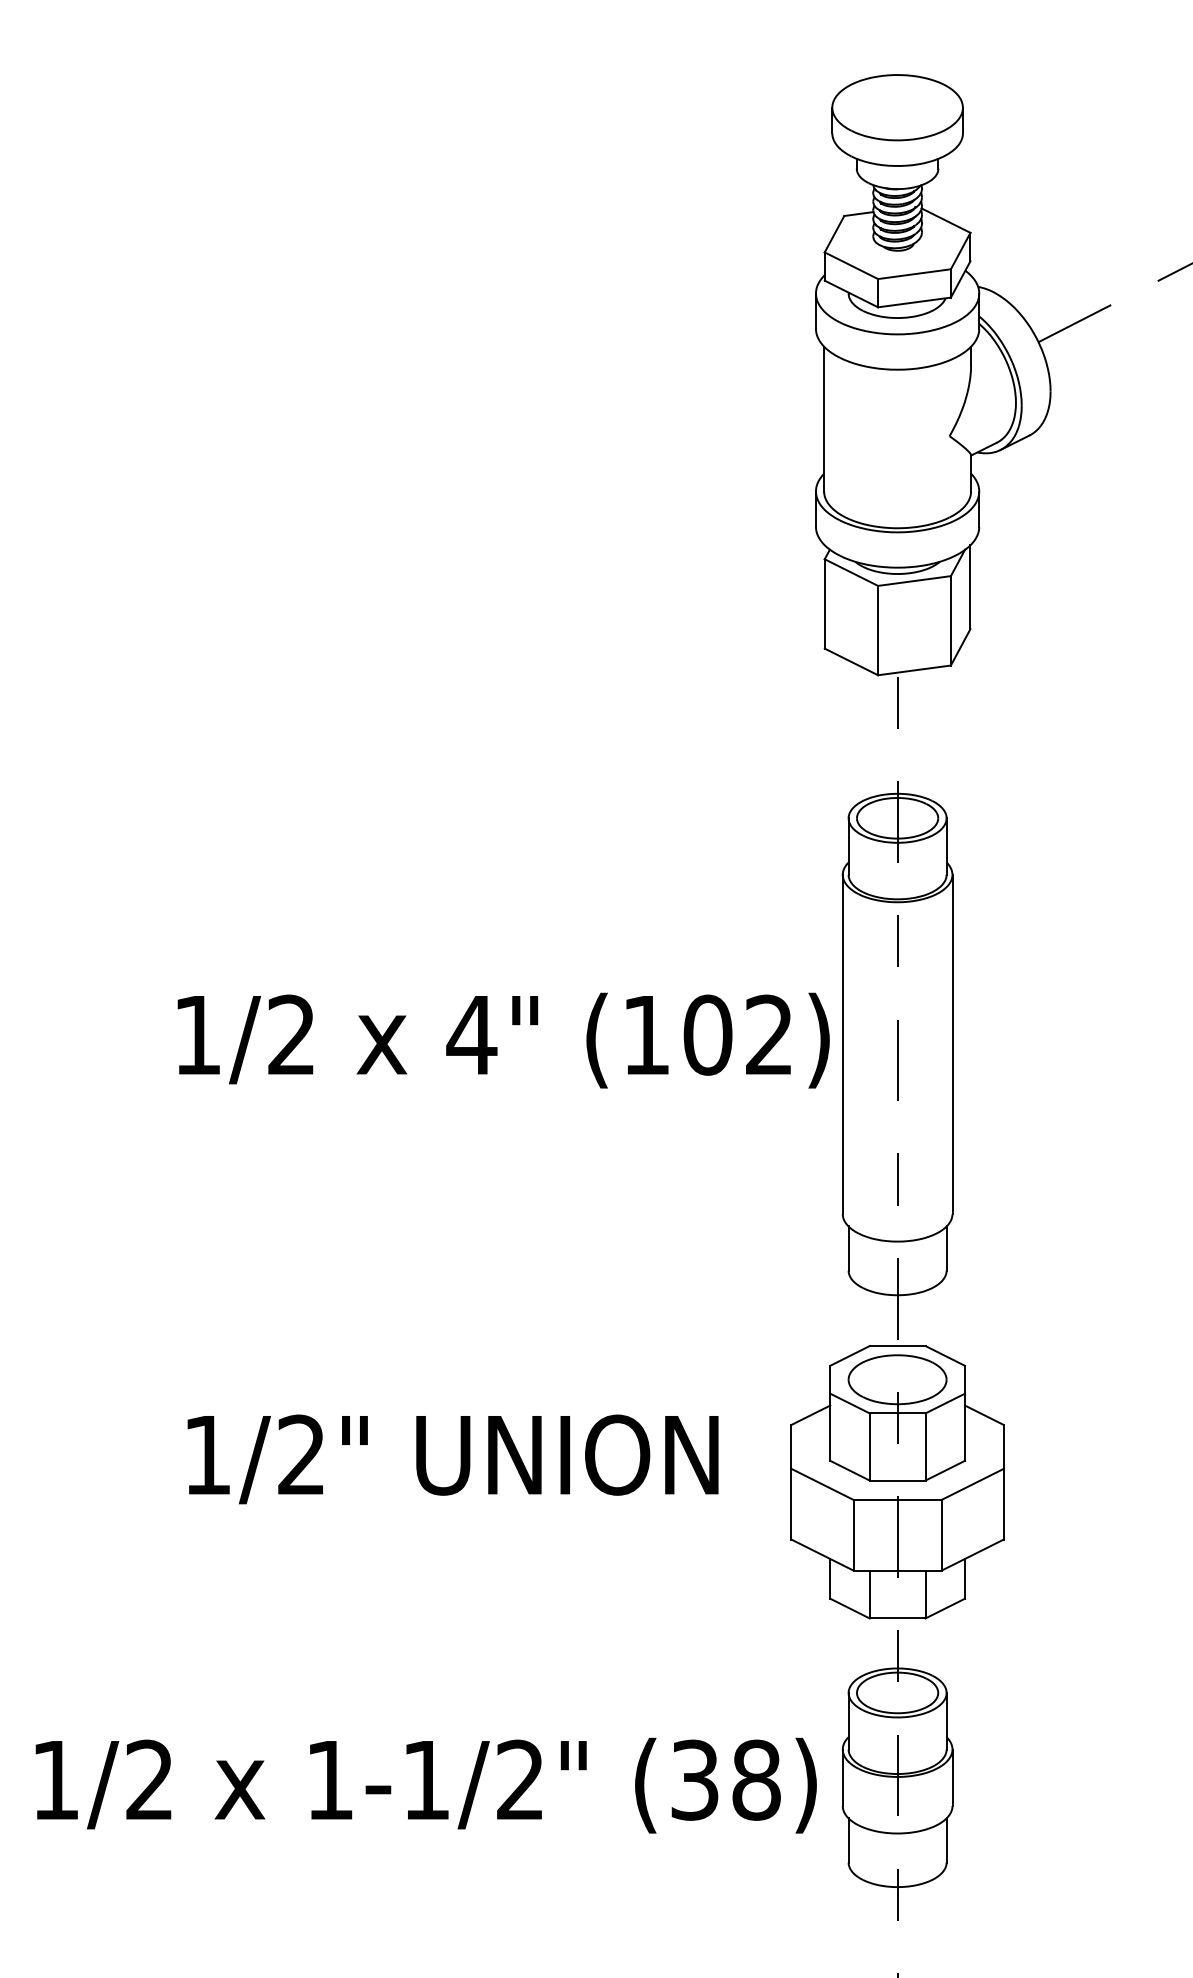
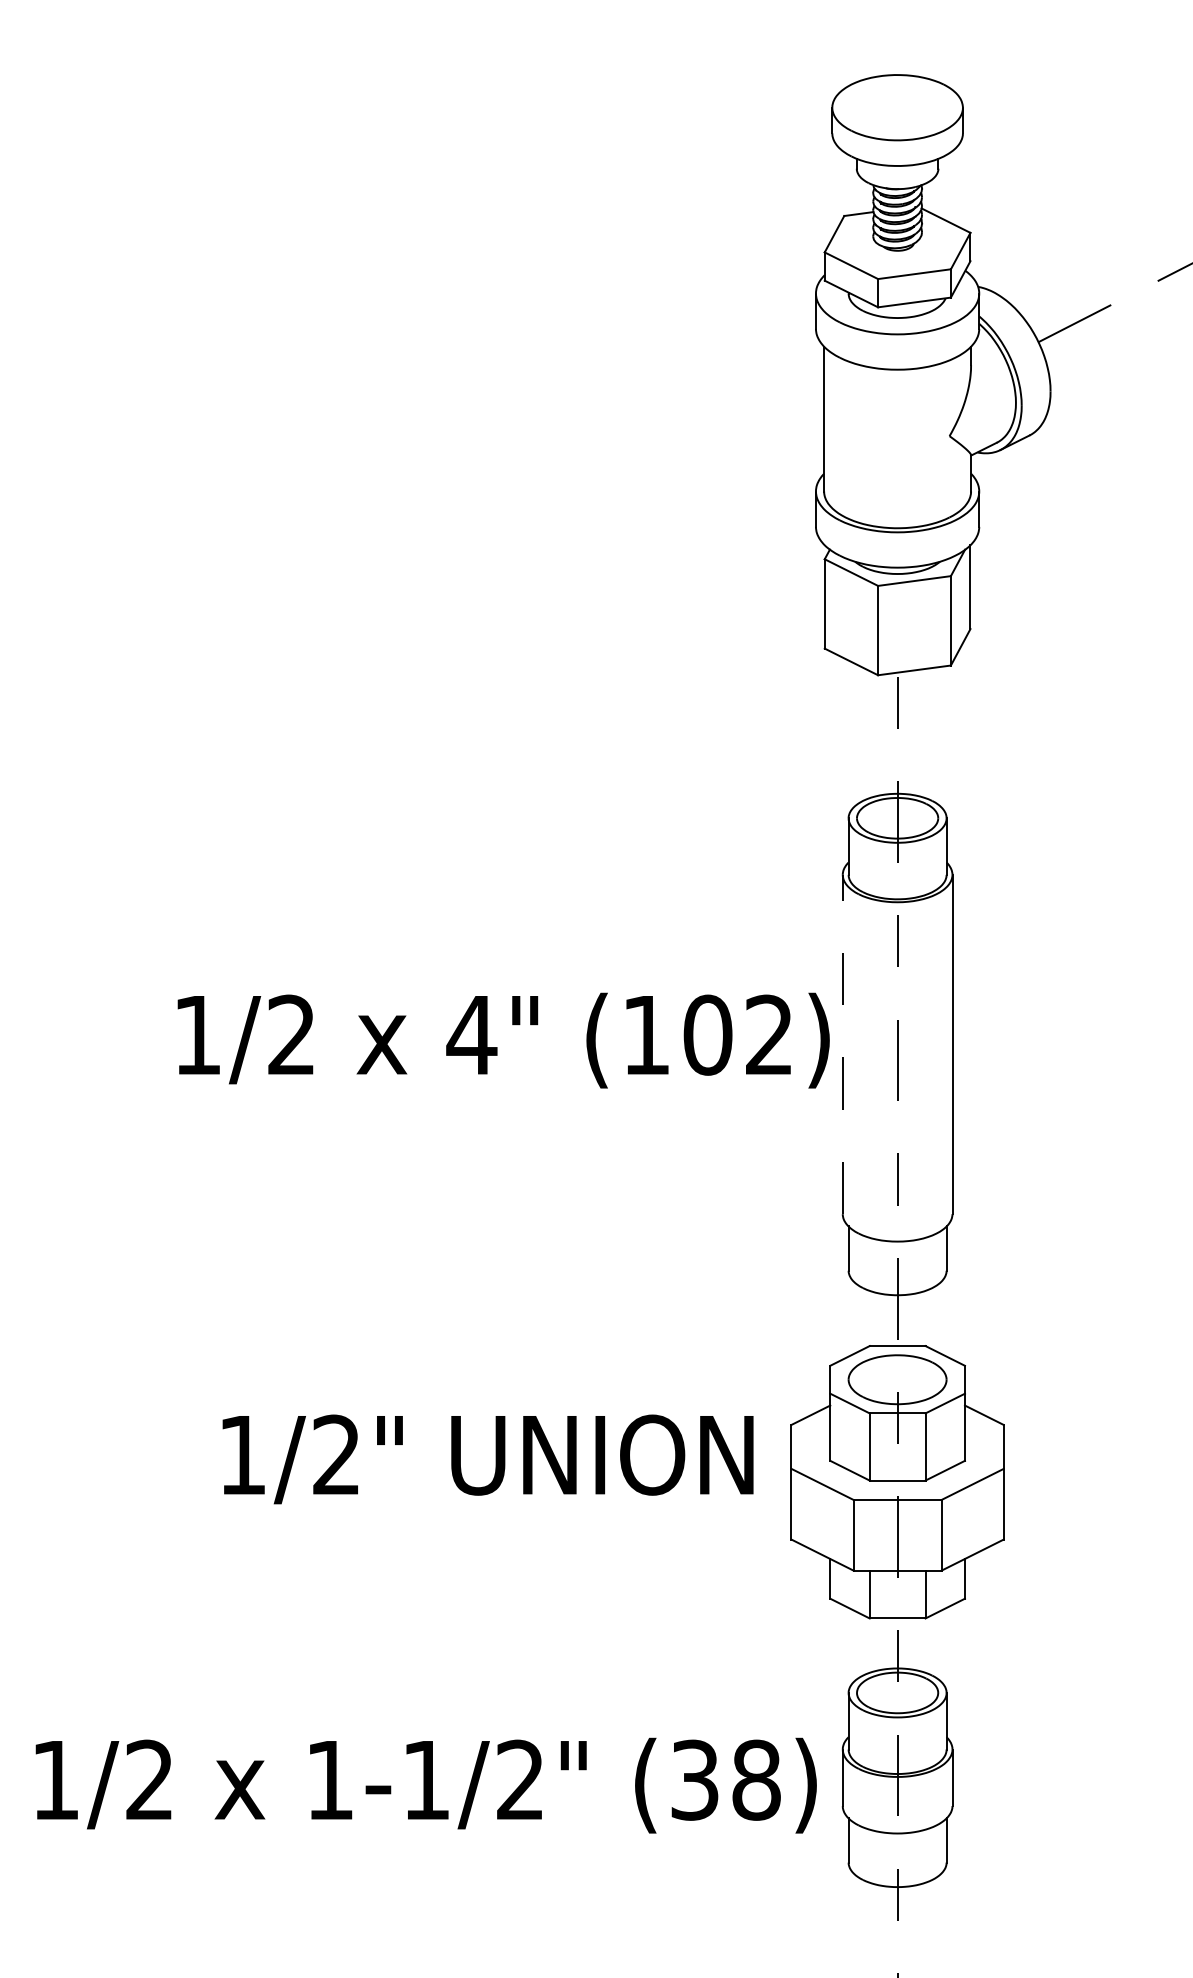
line: solid -> dashed (842, 1044)
text position: (452, 1459) -> (487, 1459) (487, 1459)
